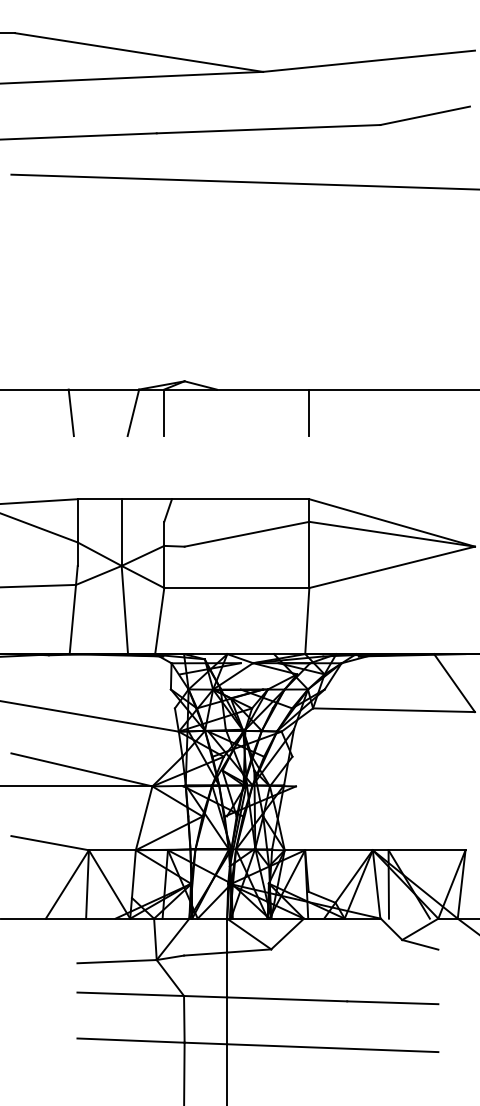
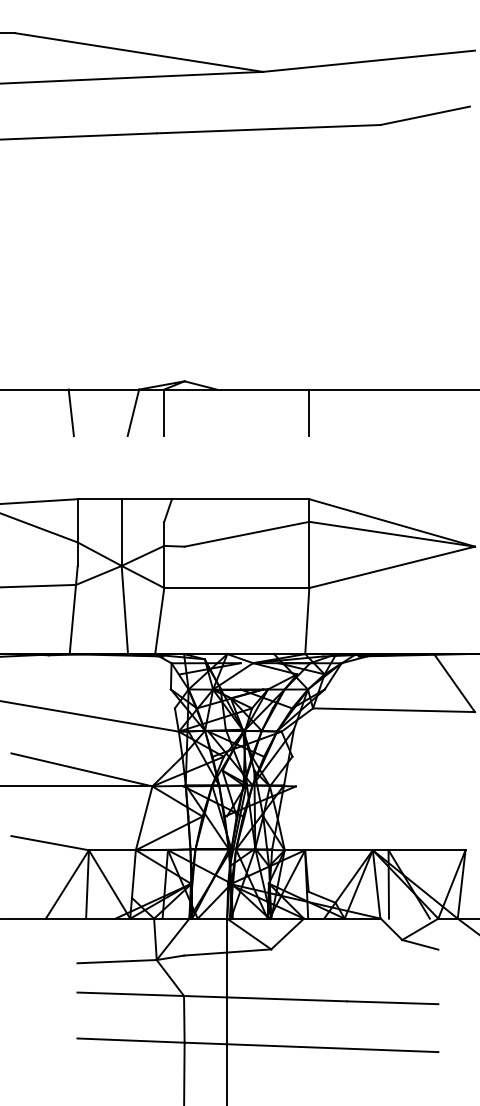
line: present -> none (243, 181)
